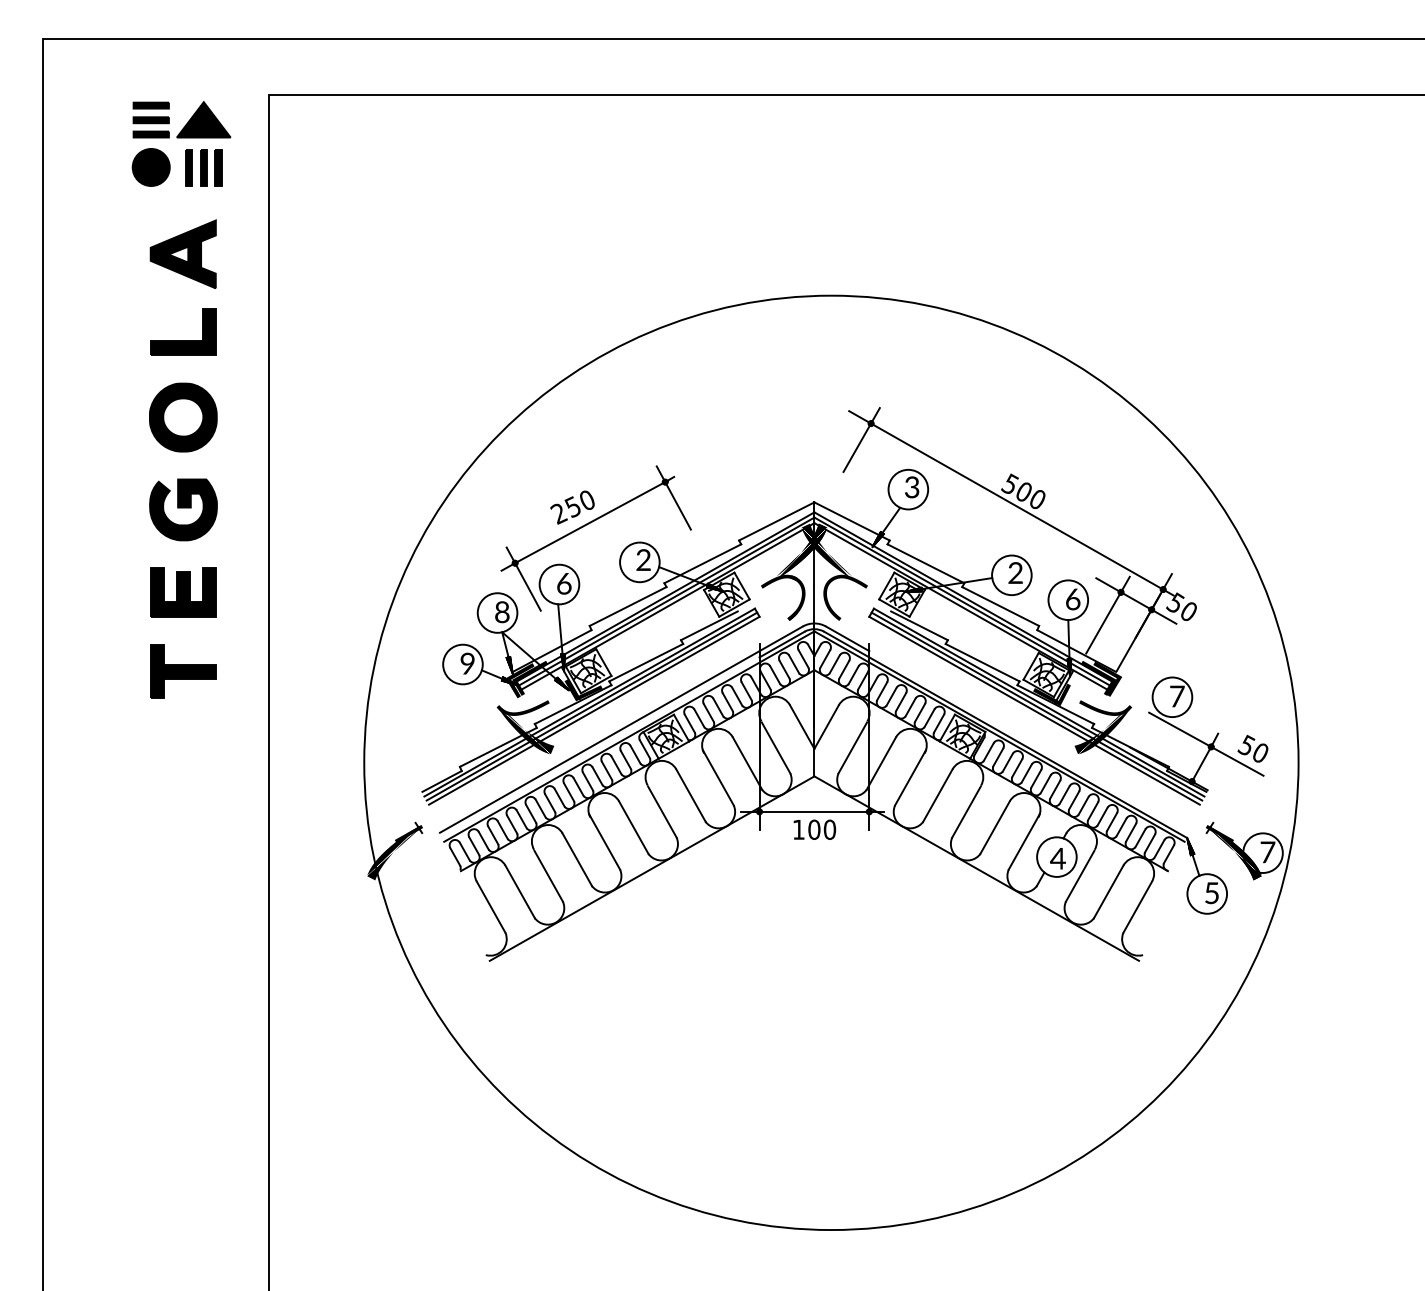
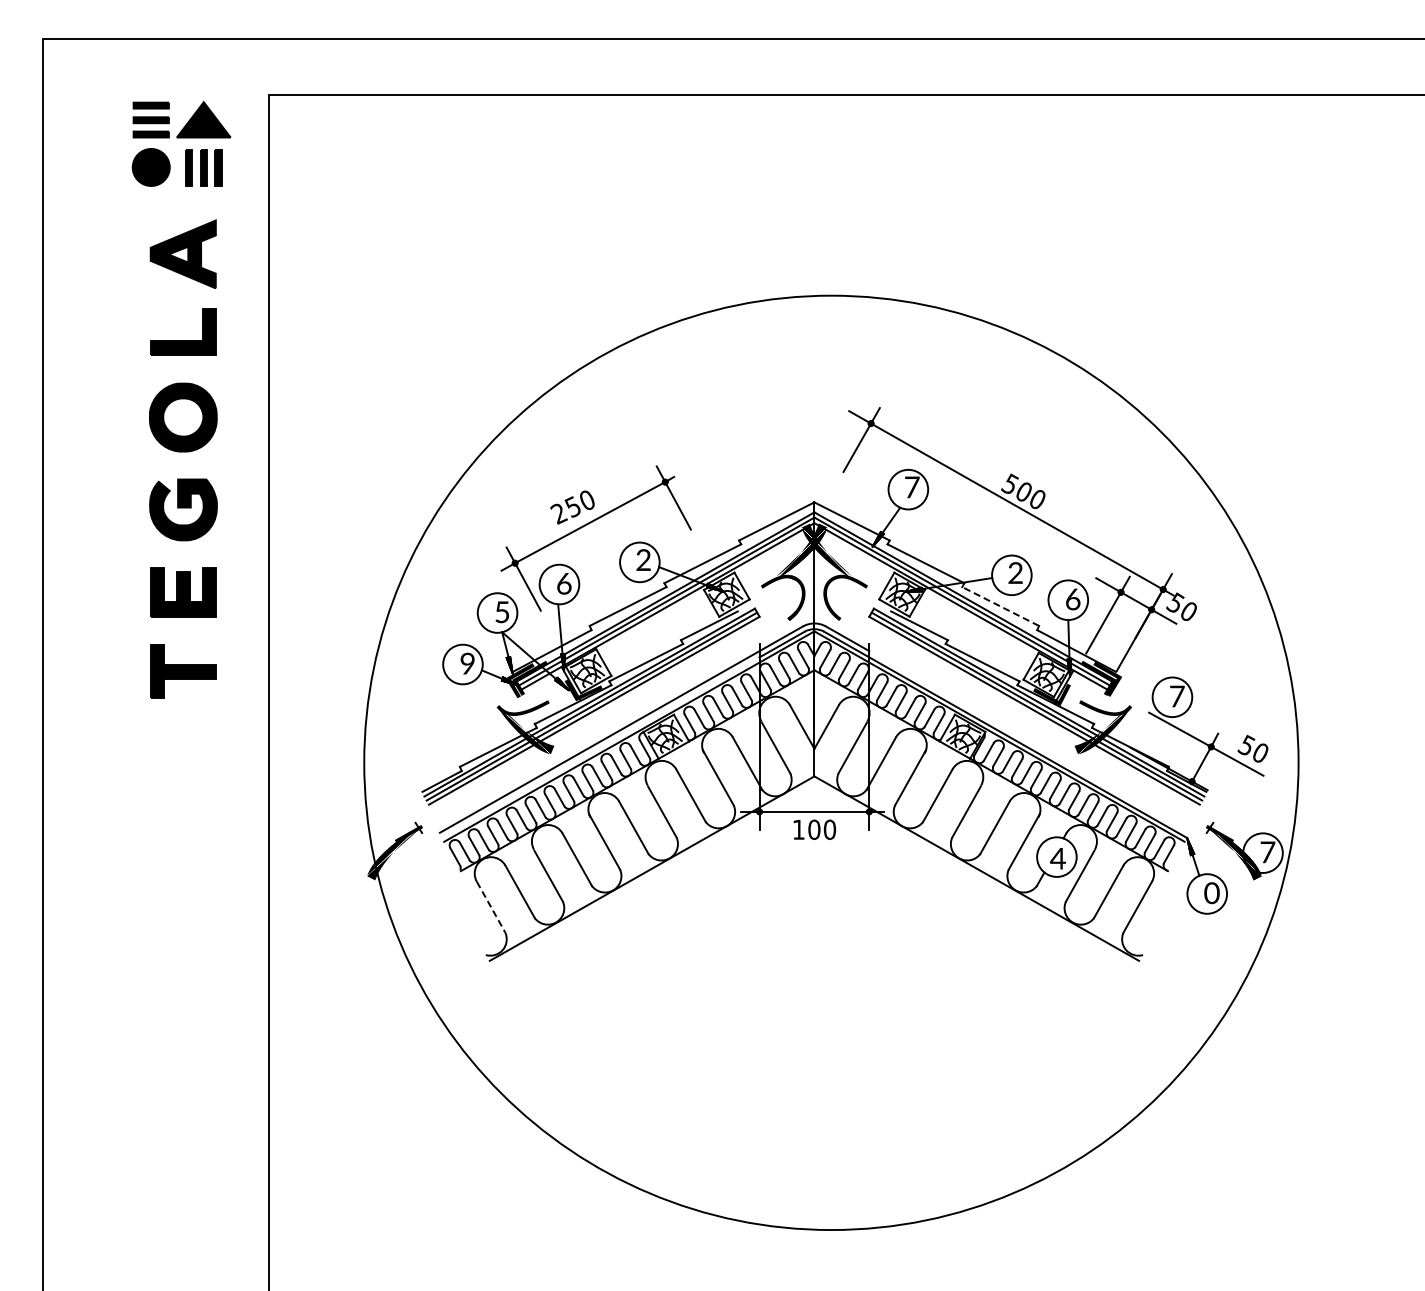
text: 3 -> 7 (912, 487)
line: solid -> dashed (1000, 606)
text: 8 -> 5 (502, 612)
text: 5 -> 0 (1211, 893)
line: solid -> dashed (491, 907)
